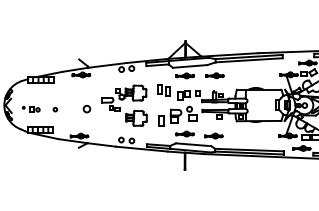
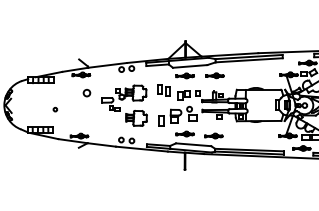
part: present -> none (30, 109)
circle position: (86, 109) -> (86, 93) (86, 93)
